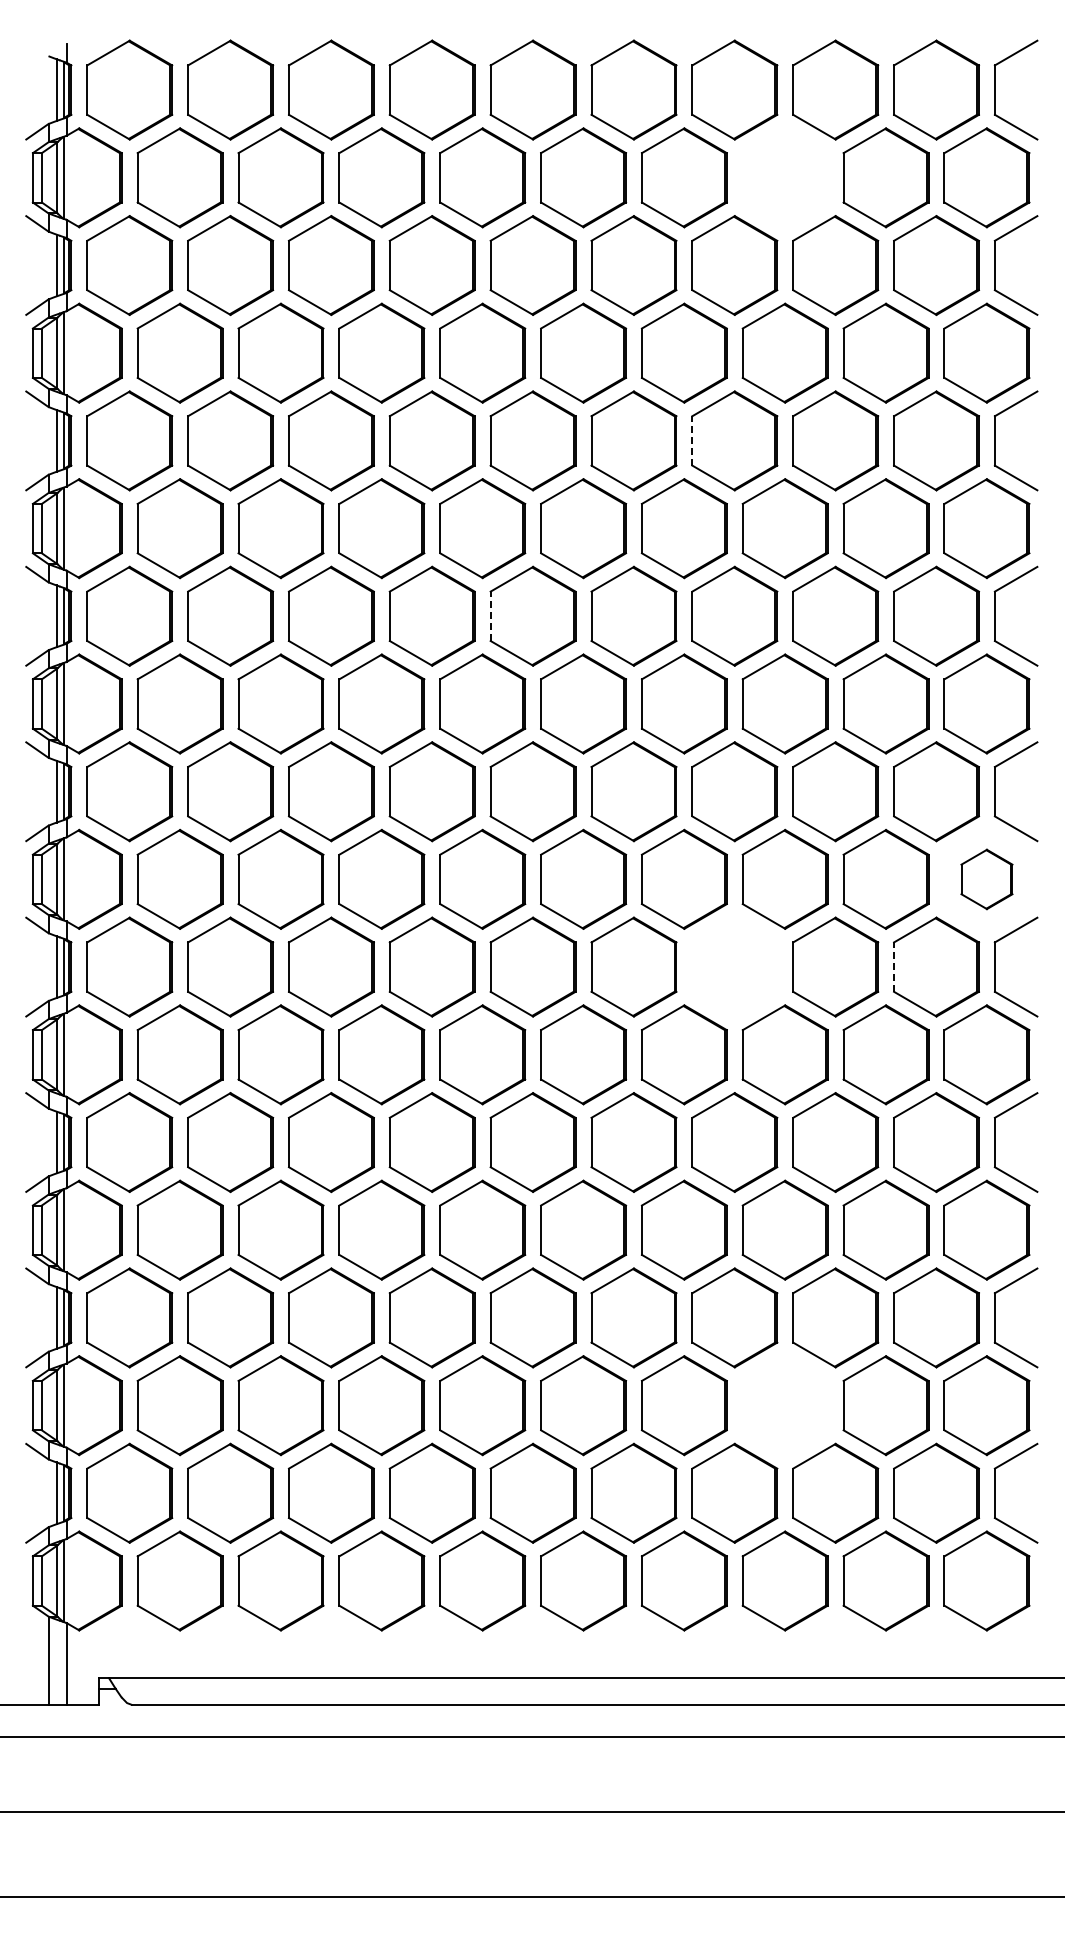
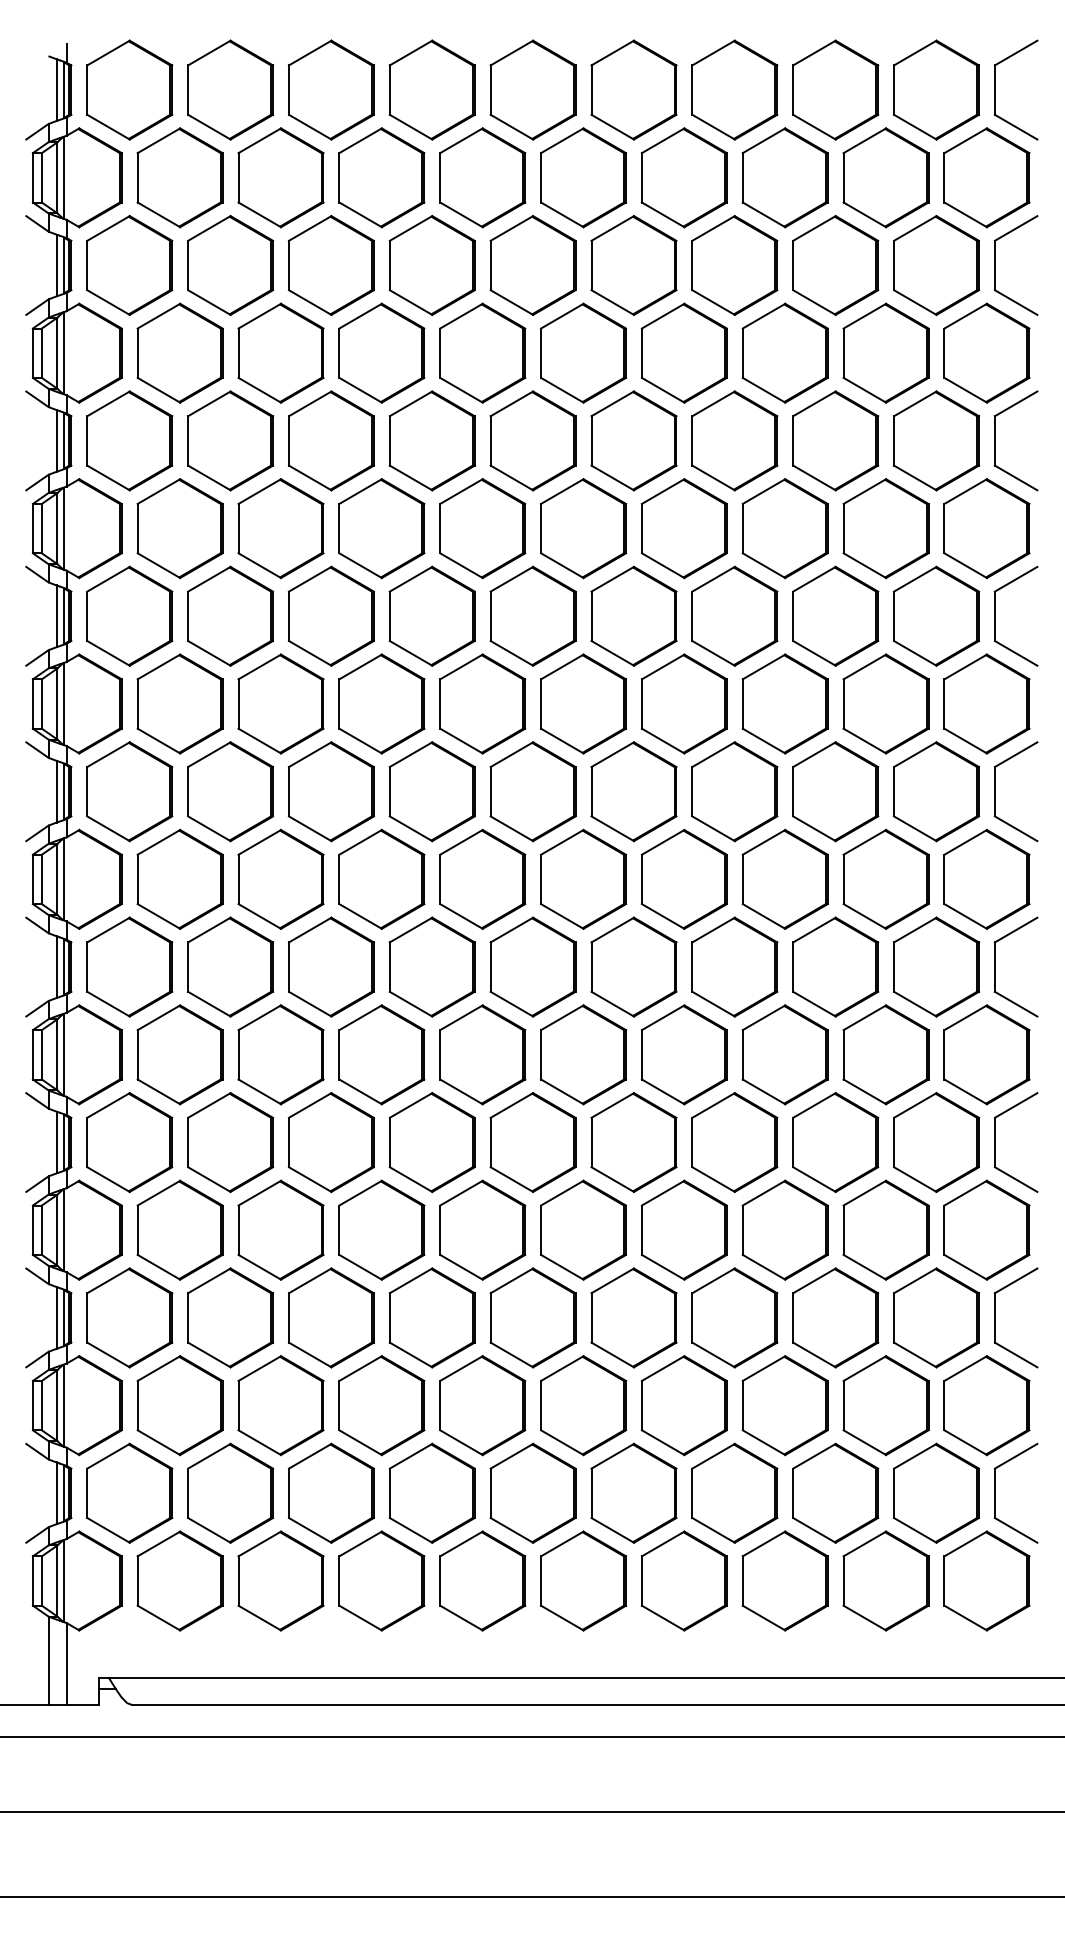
part: none -> present (784, 177)
line: dashed -> solid (692, 440)
line: dashed -> solid (490, 616)
part size: 54x63 px -> 88x101 px (986, 879)
part: none -> present (734, 966)
line: dashed -> solid (894, 967)
part: none -> present (784, 1405)
